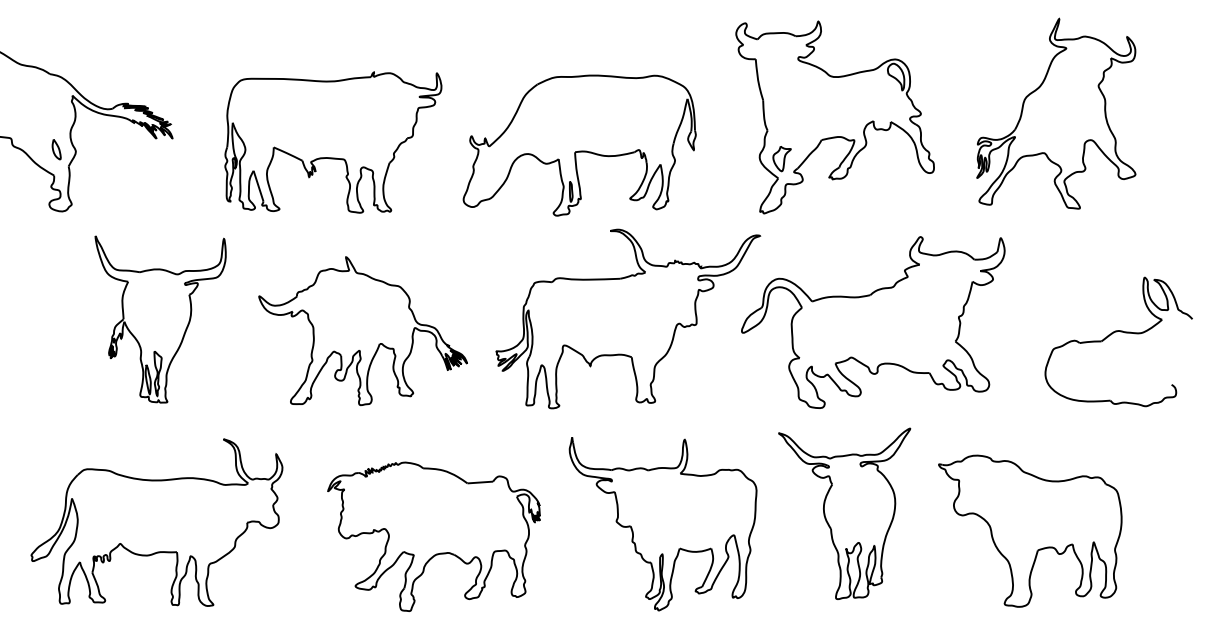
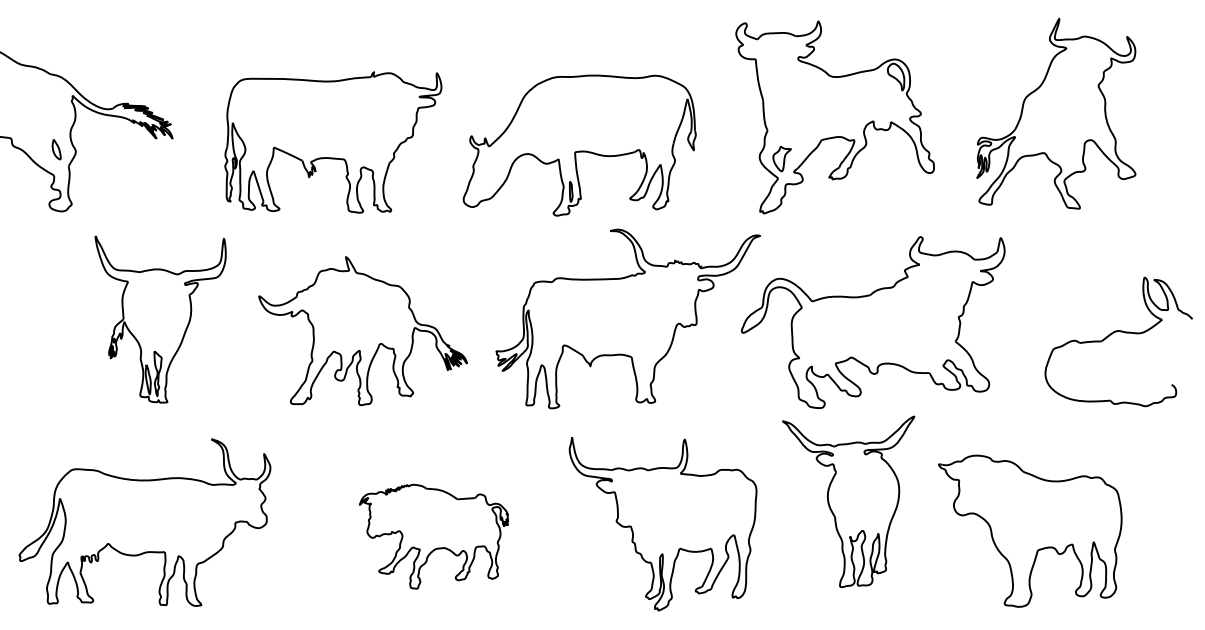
part position: (844, 513) -> (848, 501) (848, 501)
part position: (156, 522) -> (144, 522) (144, 522)
part size: 214x151 px -> 150x107 px (433, 536)
